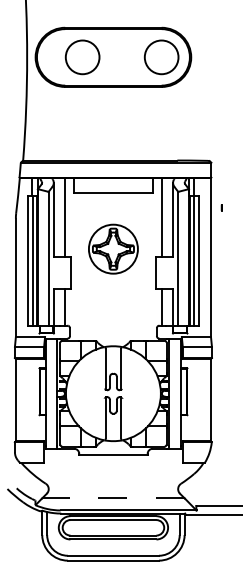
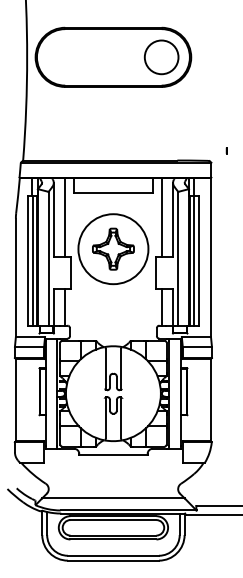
circle: present -> none (82, 57)
part position: (221, 207) -> (226, 150) (226, 150)
circle diameter: 49 px -> 70 px (113, 249)
line: dashed -> solid (112, 498)
